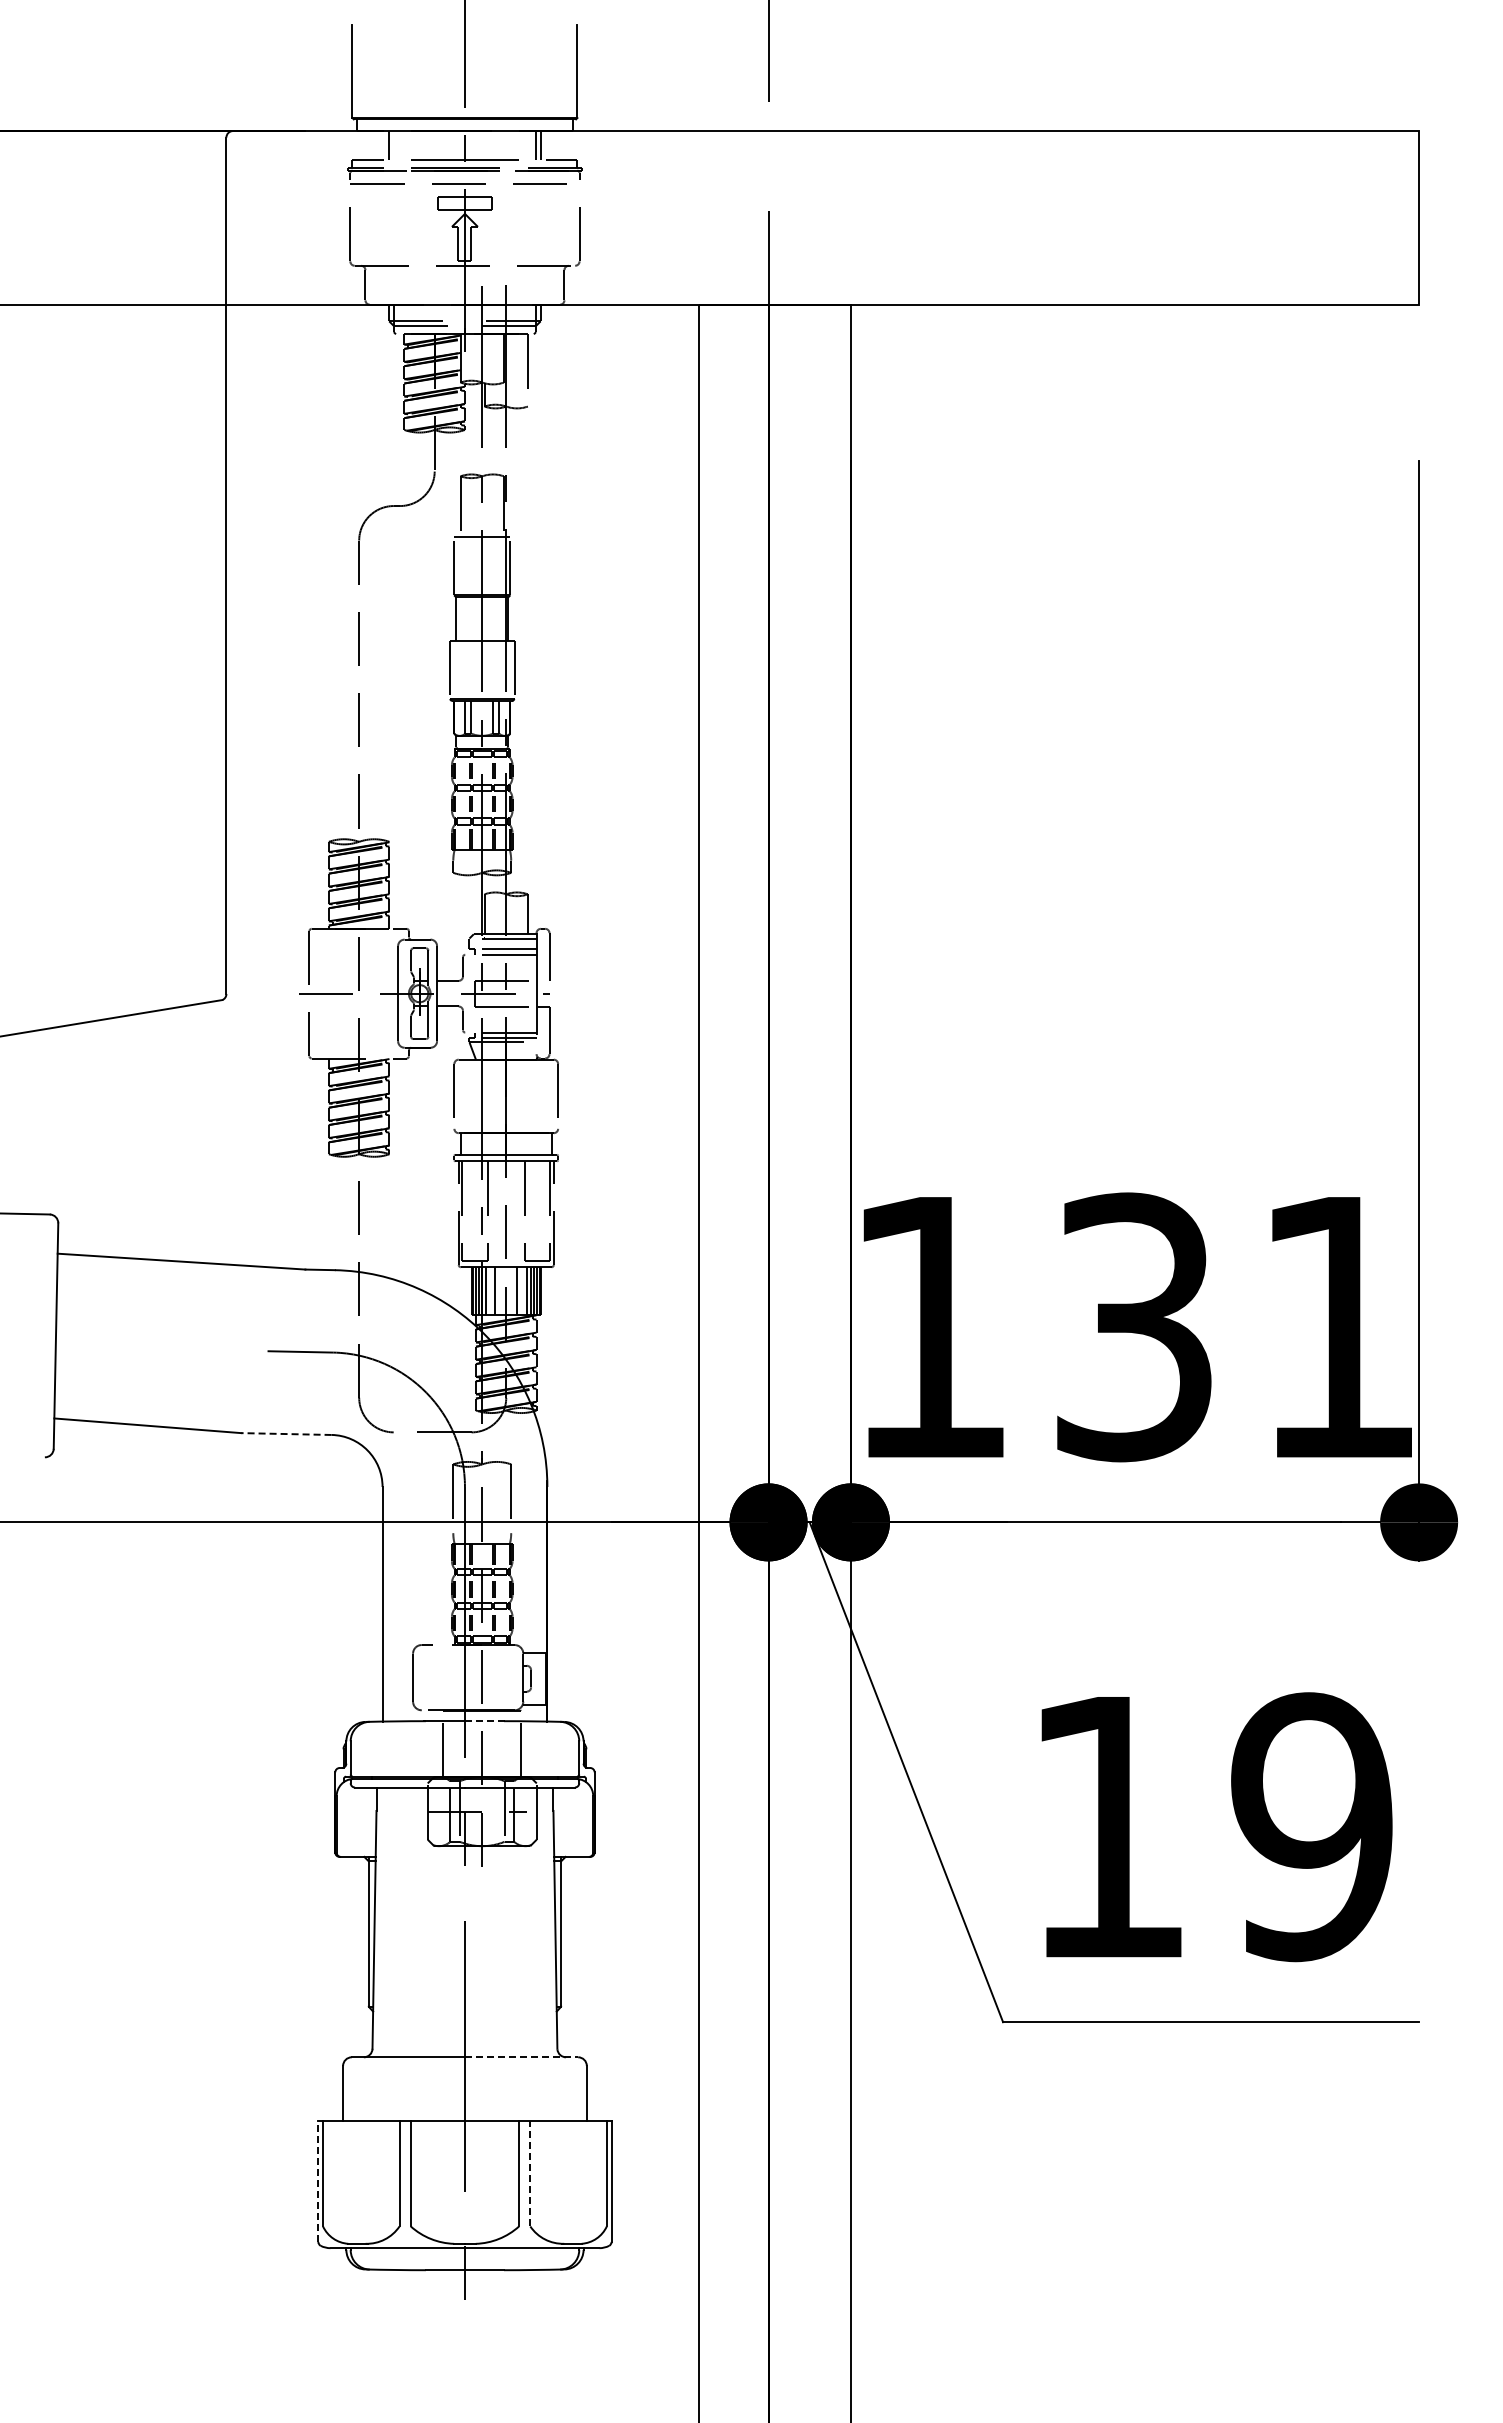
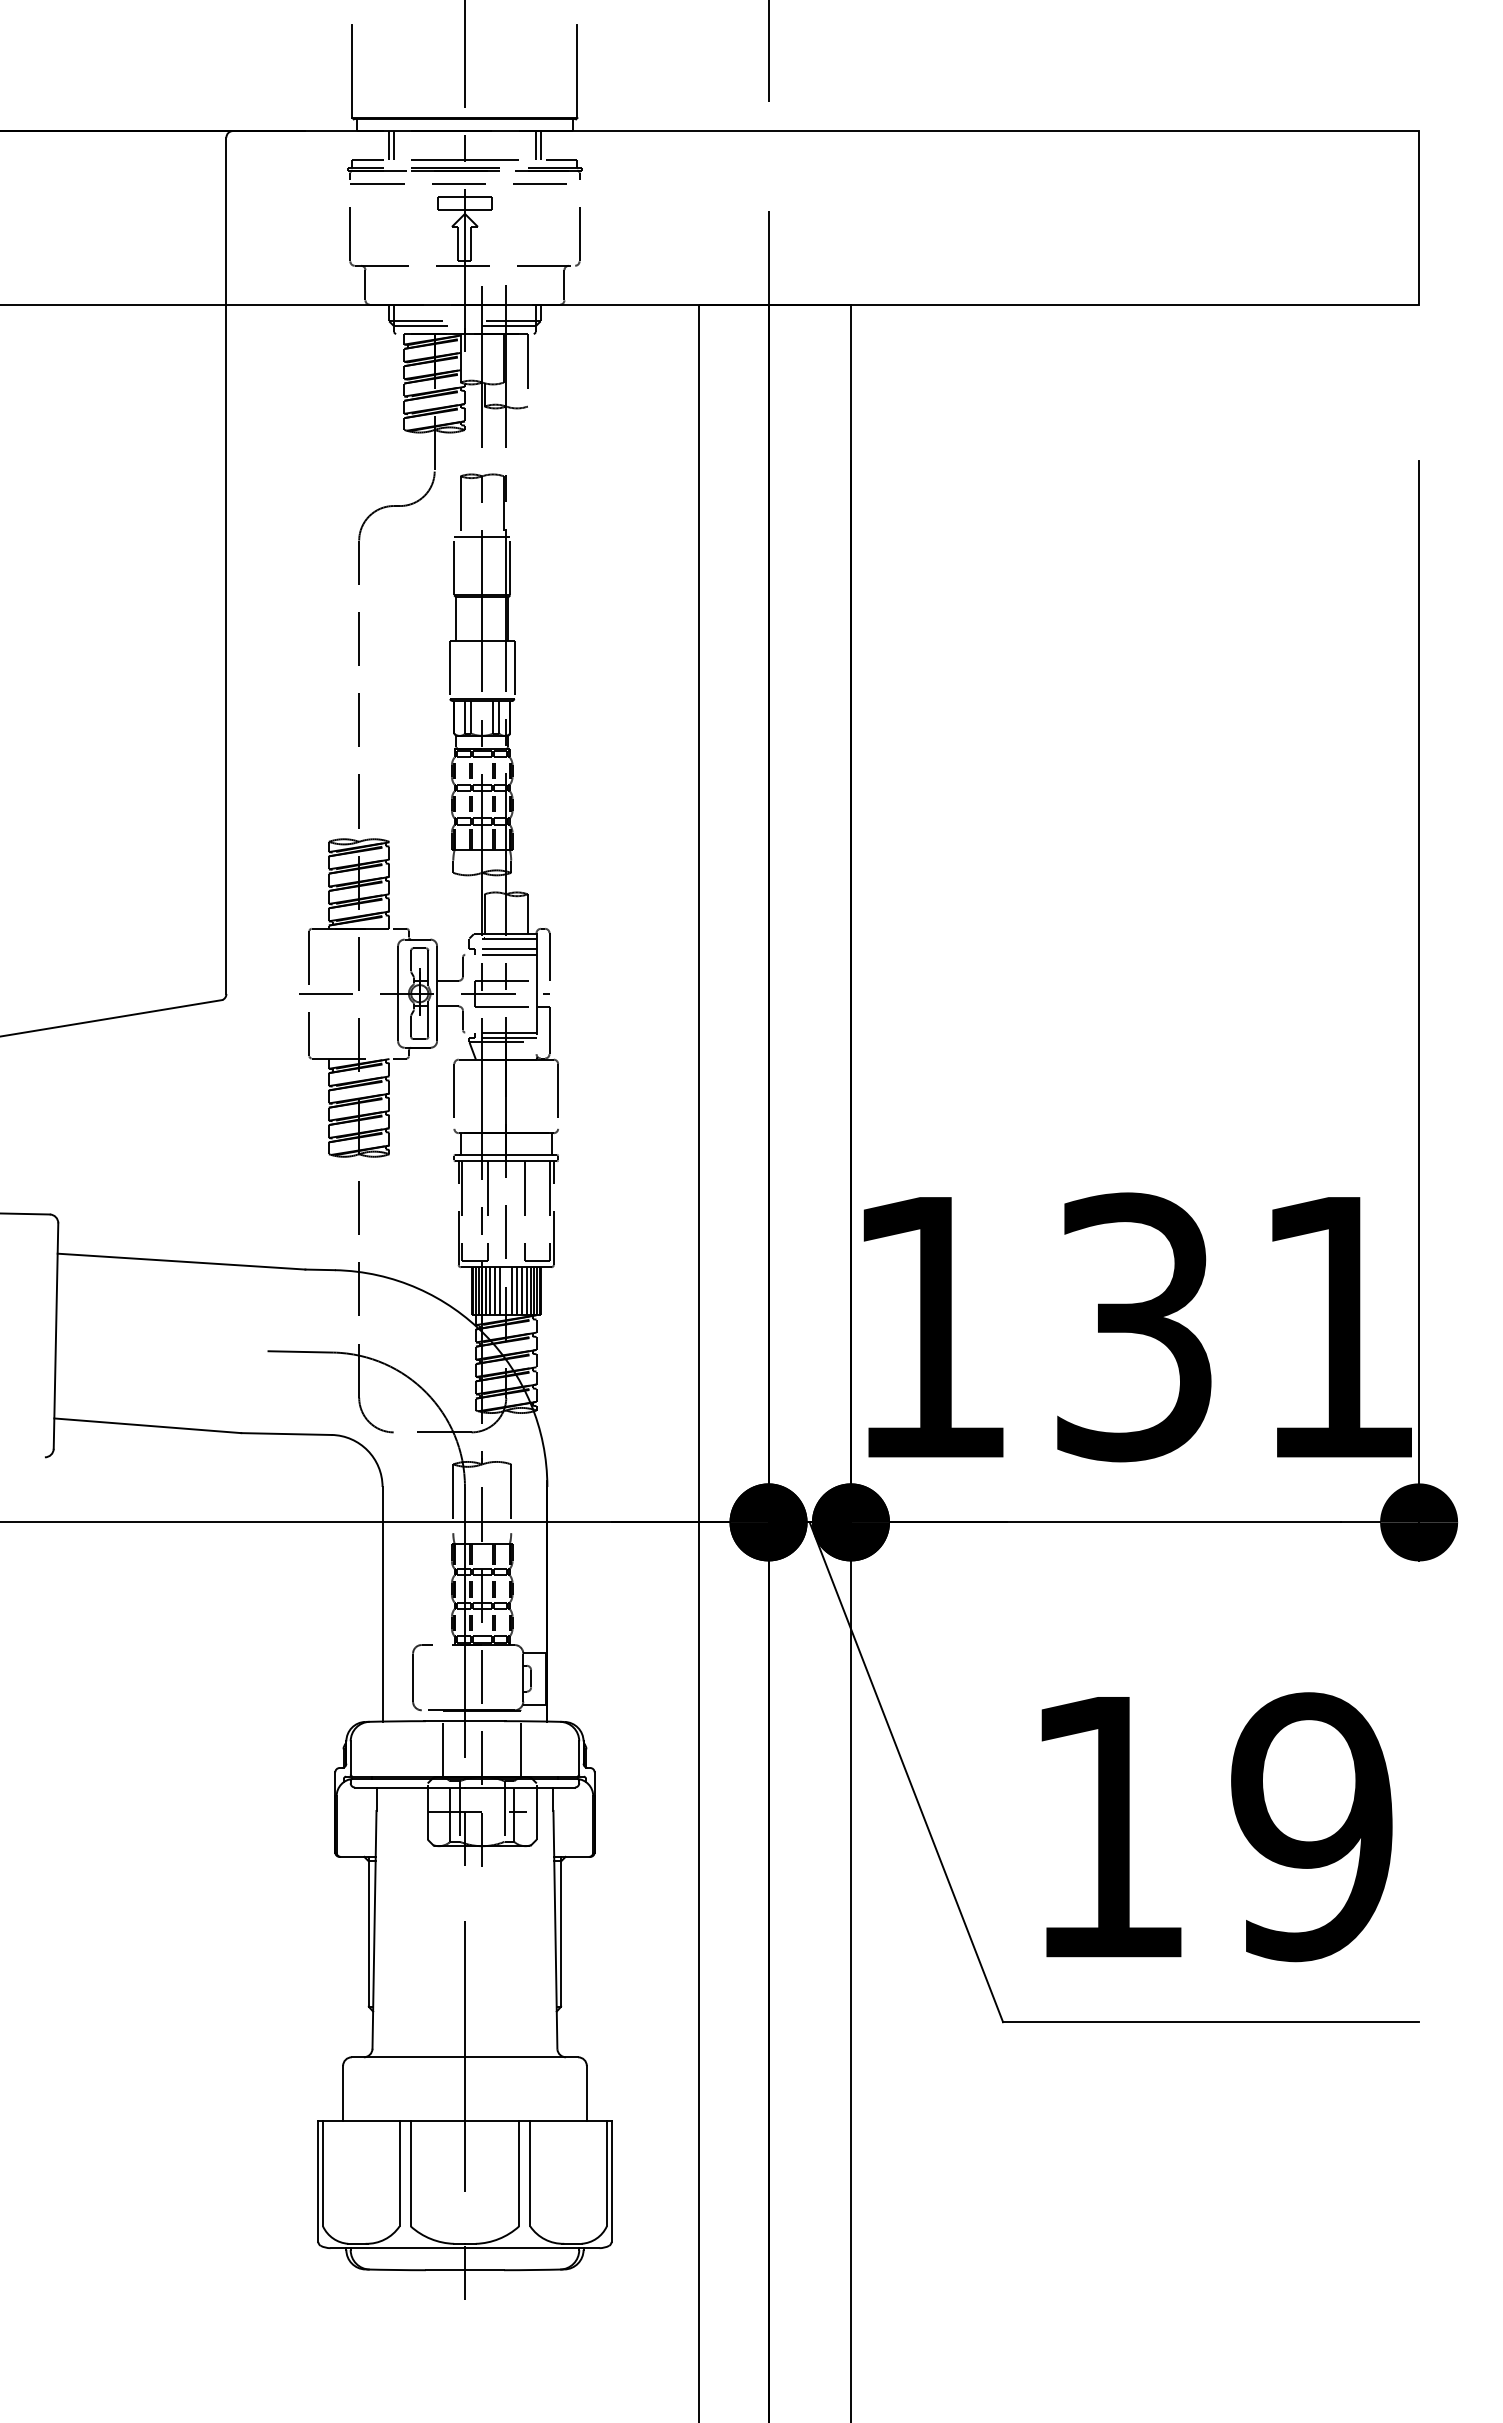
line: none -> present (393, 145)
line: none -> present (490, 1290)
line: none -> present (500, 1290)
line: none -> present (512, 1290)
line: none -> present (522, 1290)
line: dashed -> solid (285, 1434)
line: dashed -> solid (485, 1721)
line: dashed -> solid (521, 2057)
line: dashed -> solid (530, 2173)
line: dashed -> solid (318, 2181)
